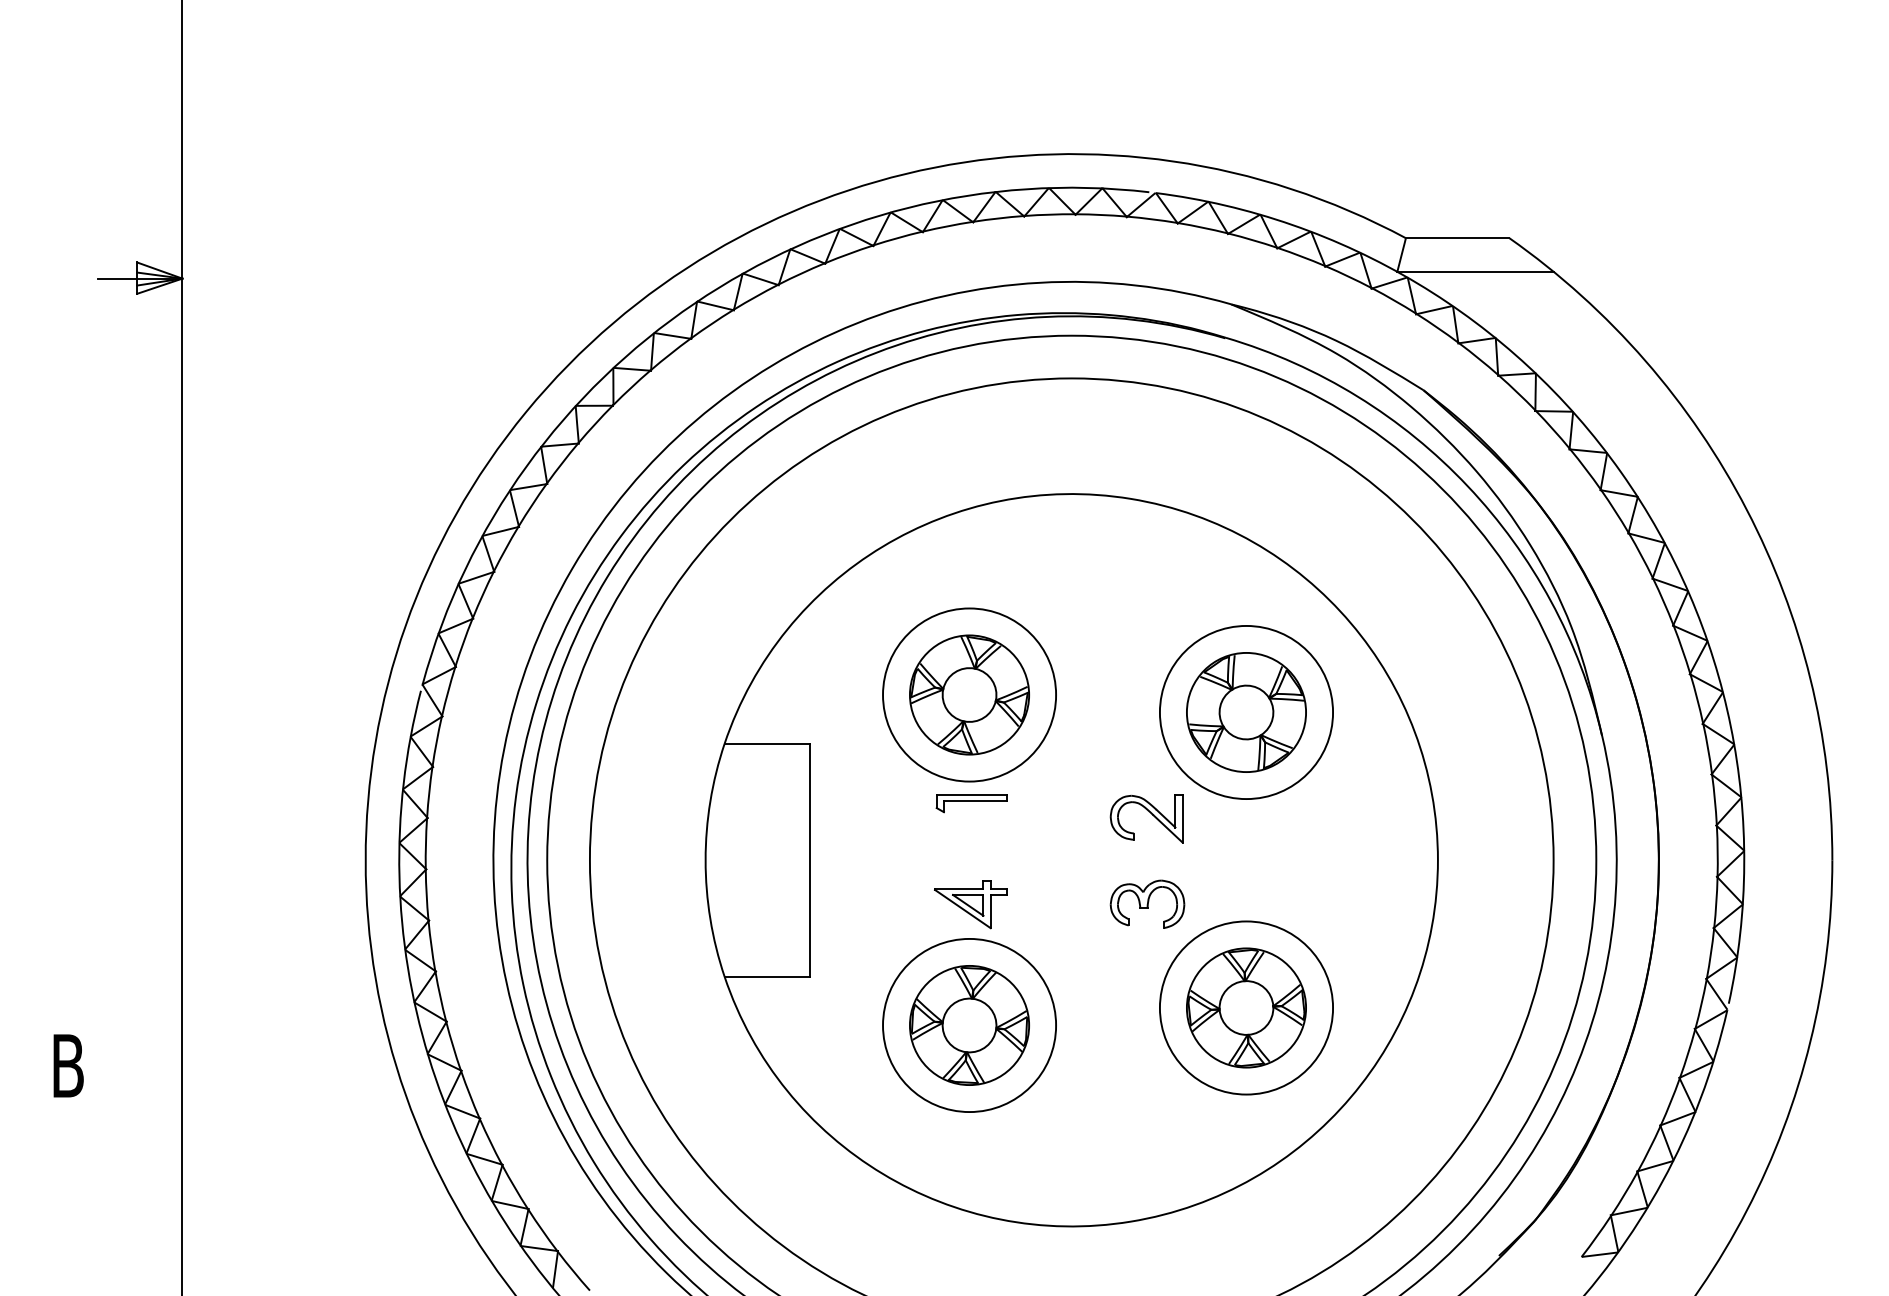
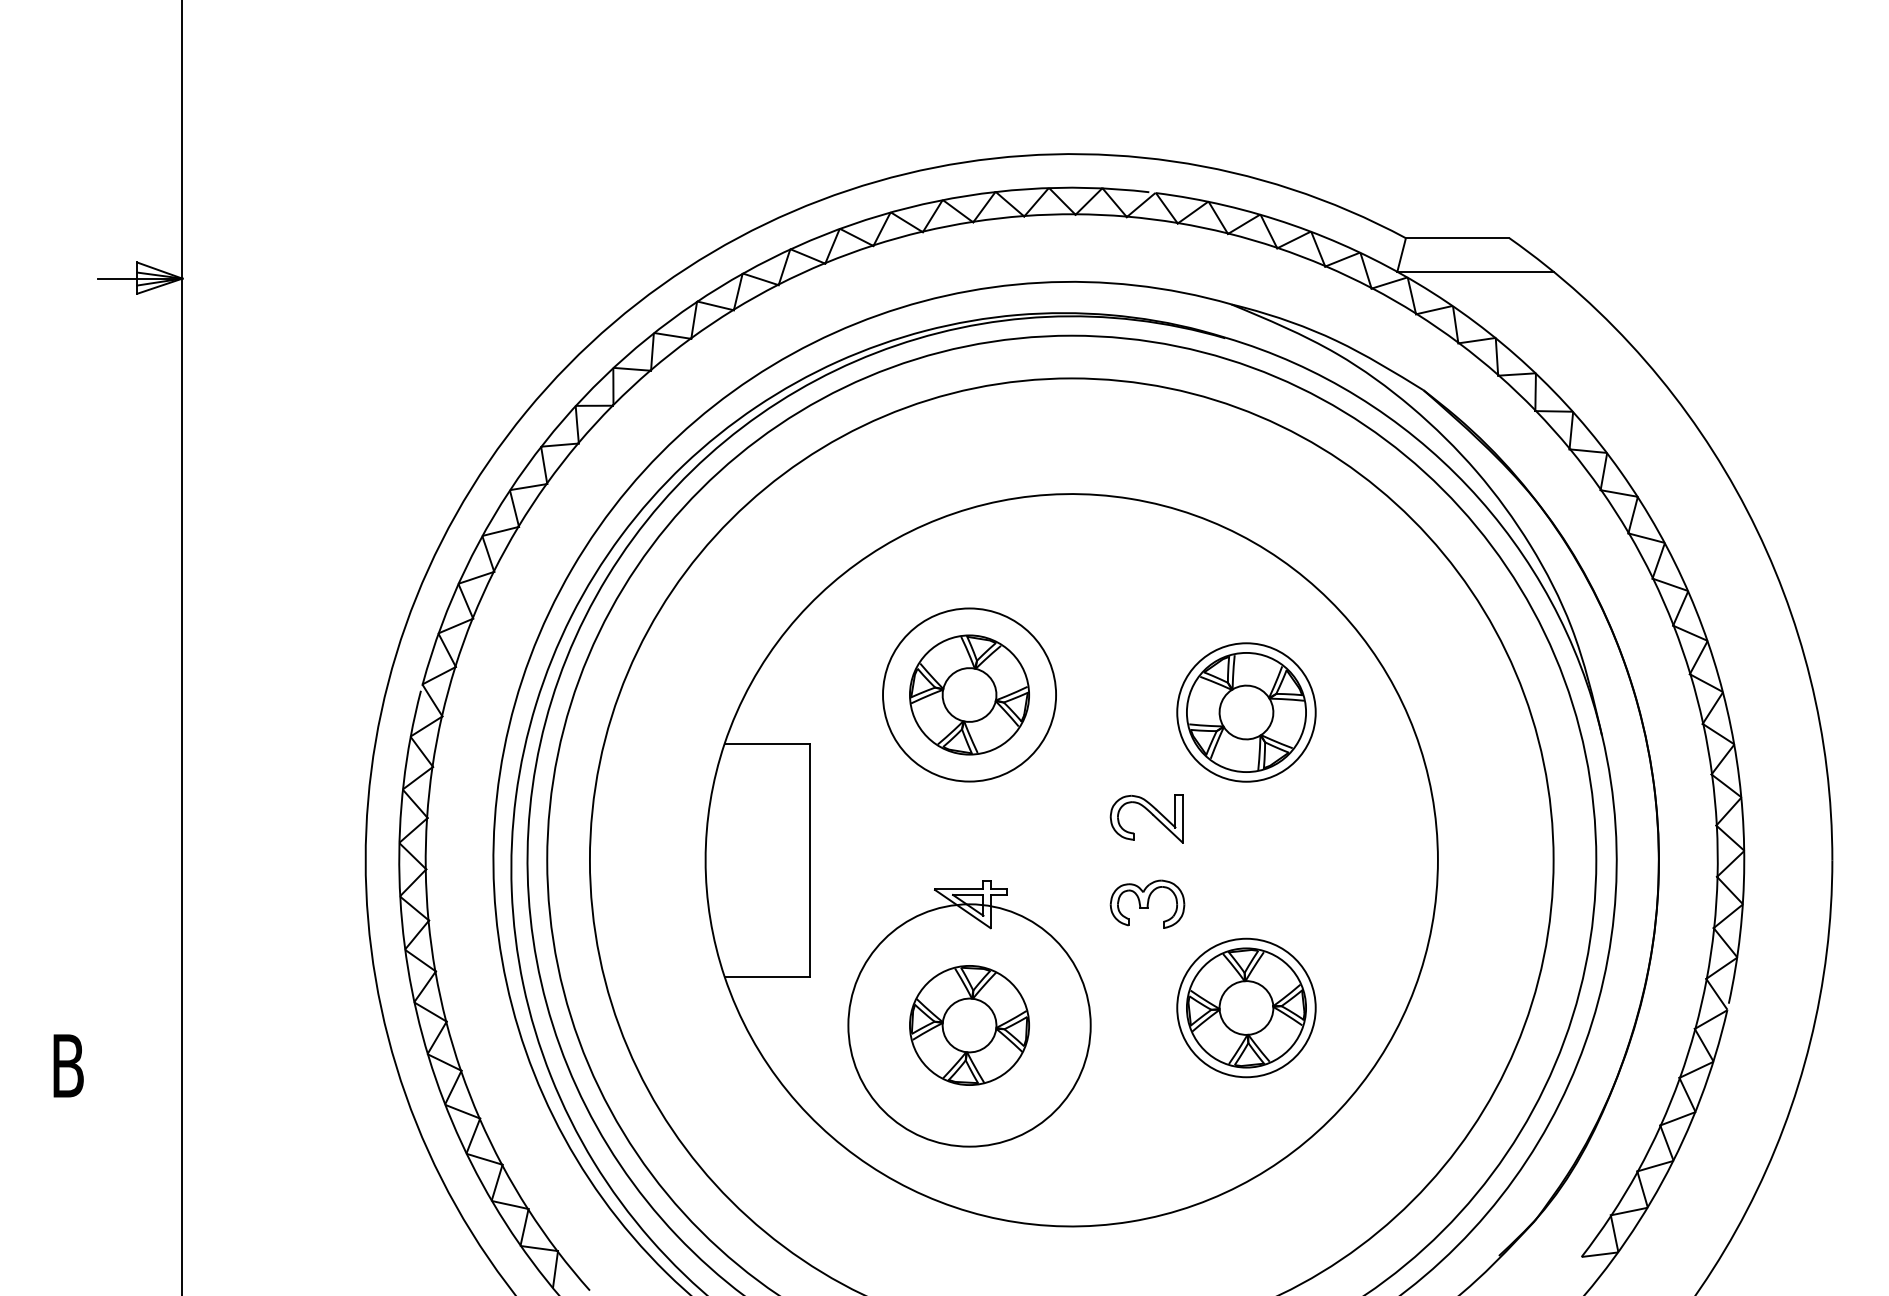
circle diameter: 173 px -> 138 px (1246, 712)
part: present -> none (971, 803)
circle diameter: 173 px -> 138 px (1246, 1007)
circle diameter: 173 px -> 242 px (969, 1025)
